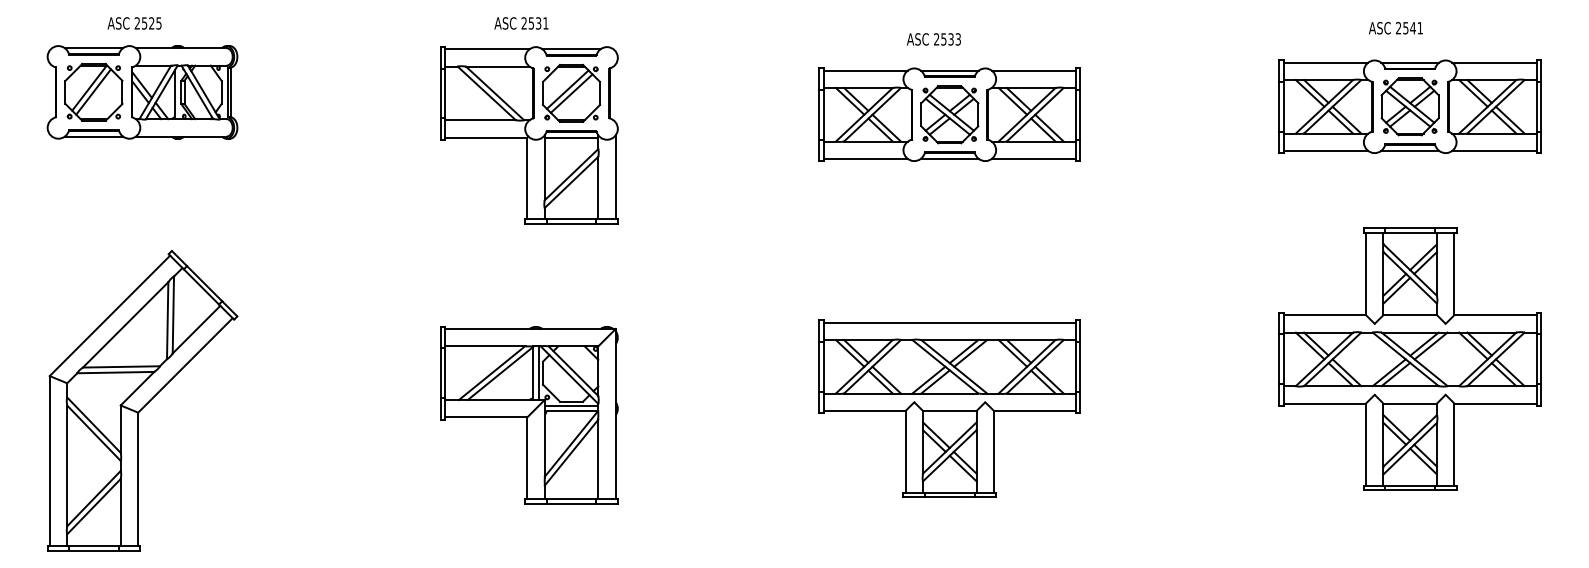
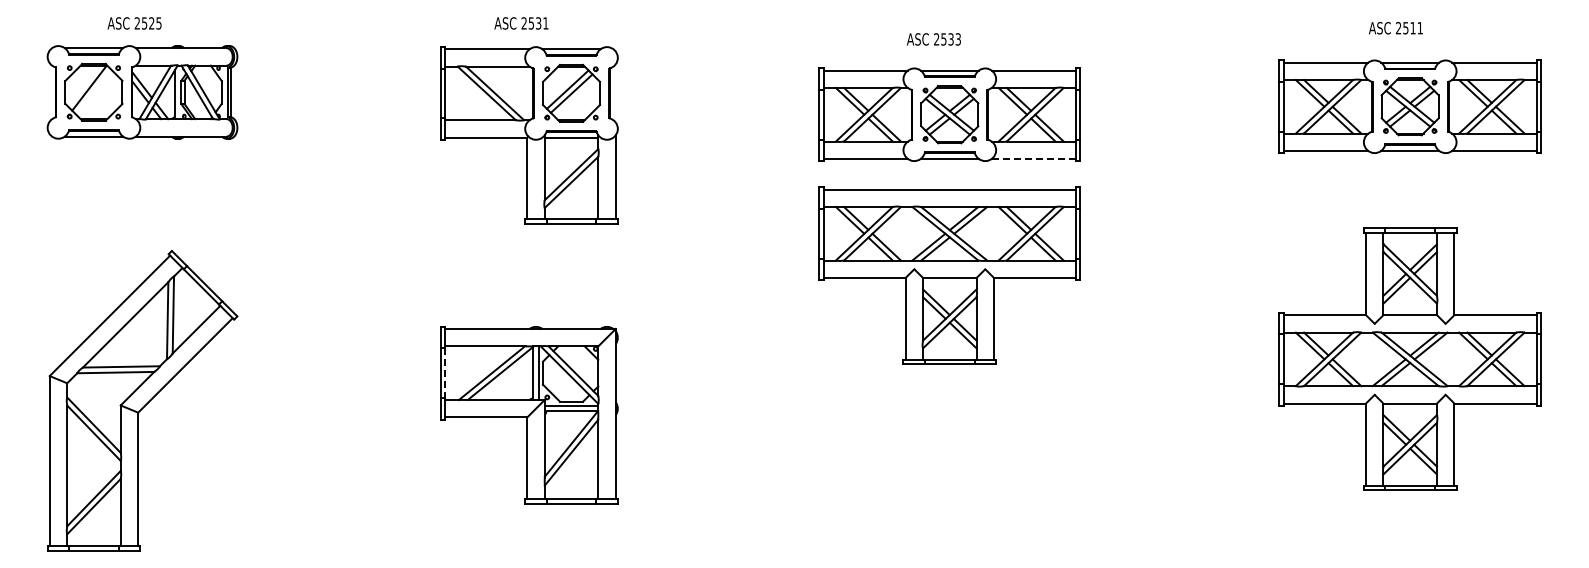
text: 2541 -> 2511 (1412, 28)
line: present -> none (93, 91)
line: solid -> dashed (1034, 159)
line: solid -> dashed (445, 373)
part position: (949, 408) -> (949, 275) (949, 275)
